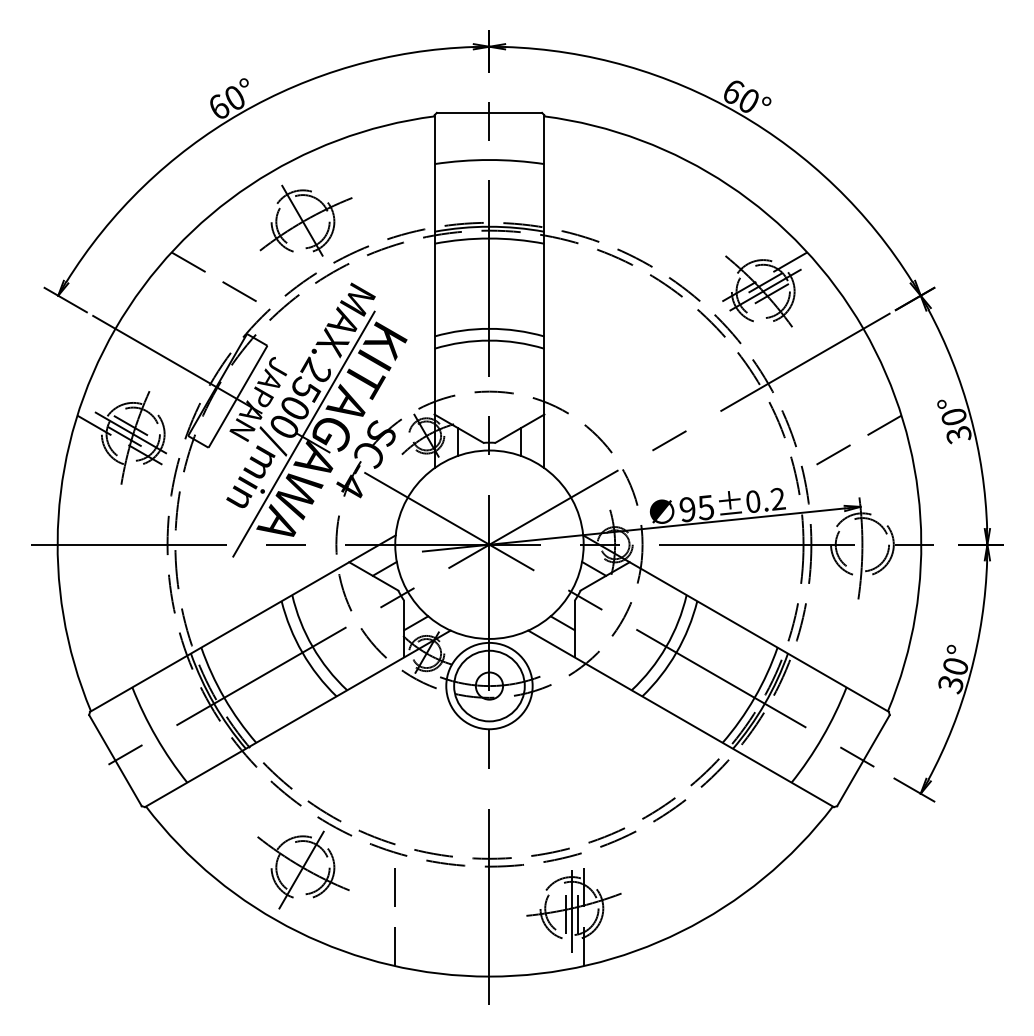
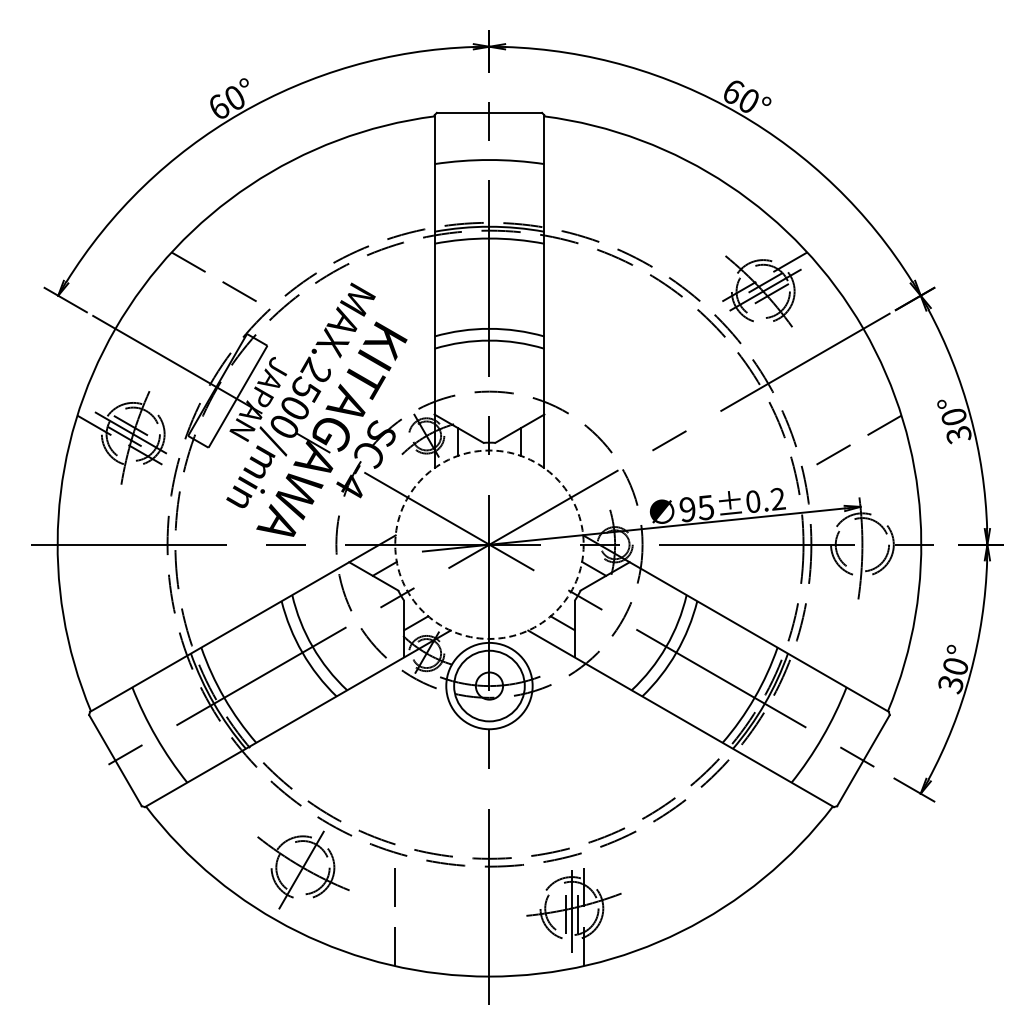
part: present -> none (305, 220)
line: present -> none (303, 433)
circle: solid -> dashed (489, 544)
